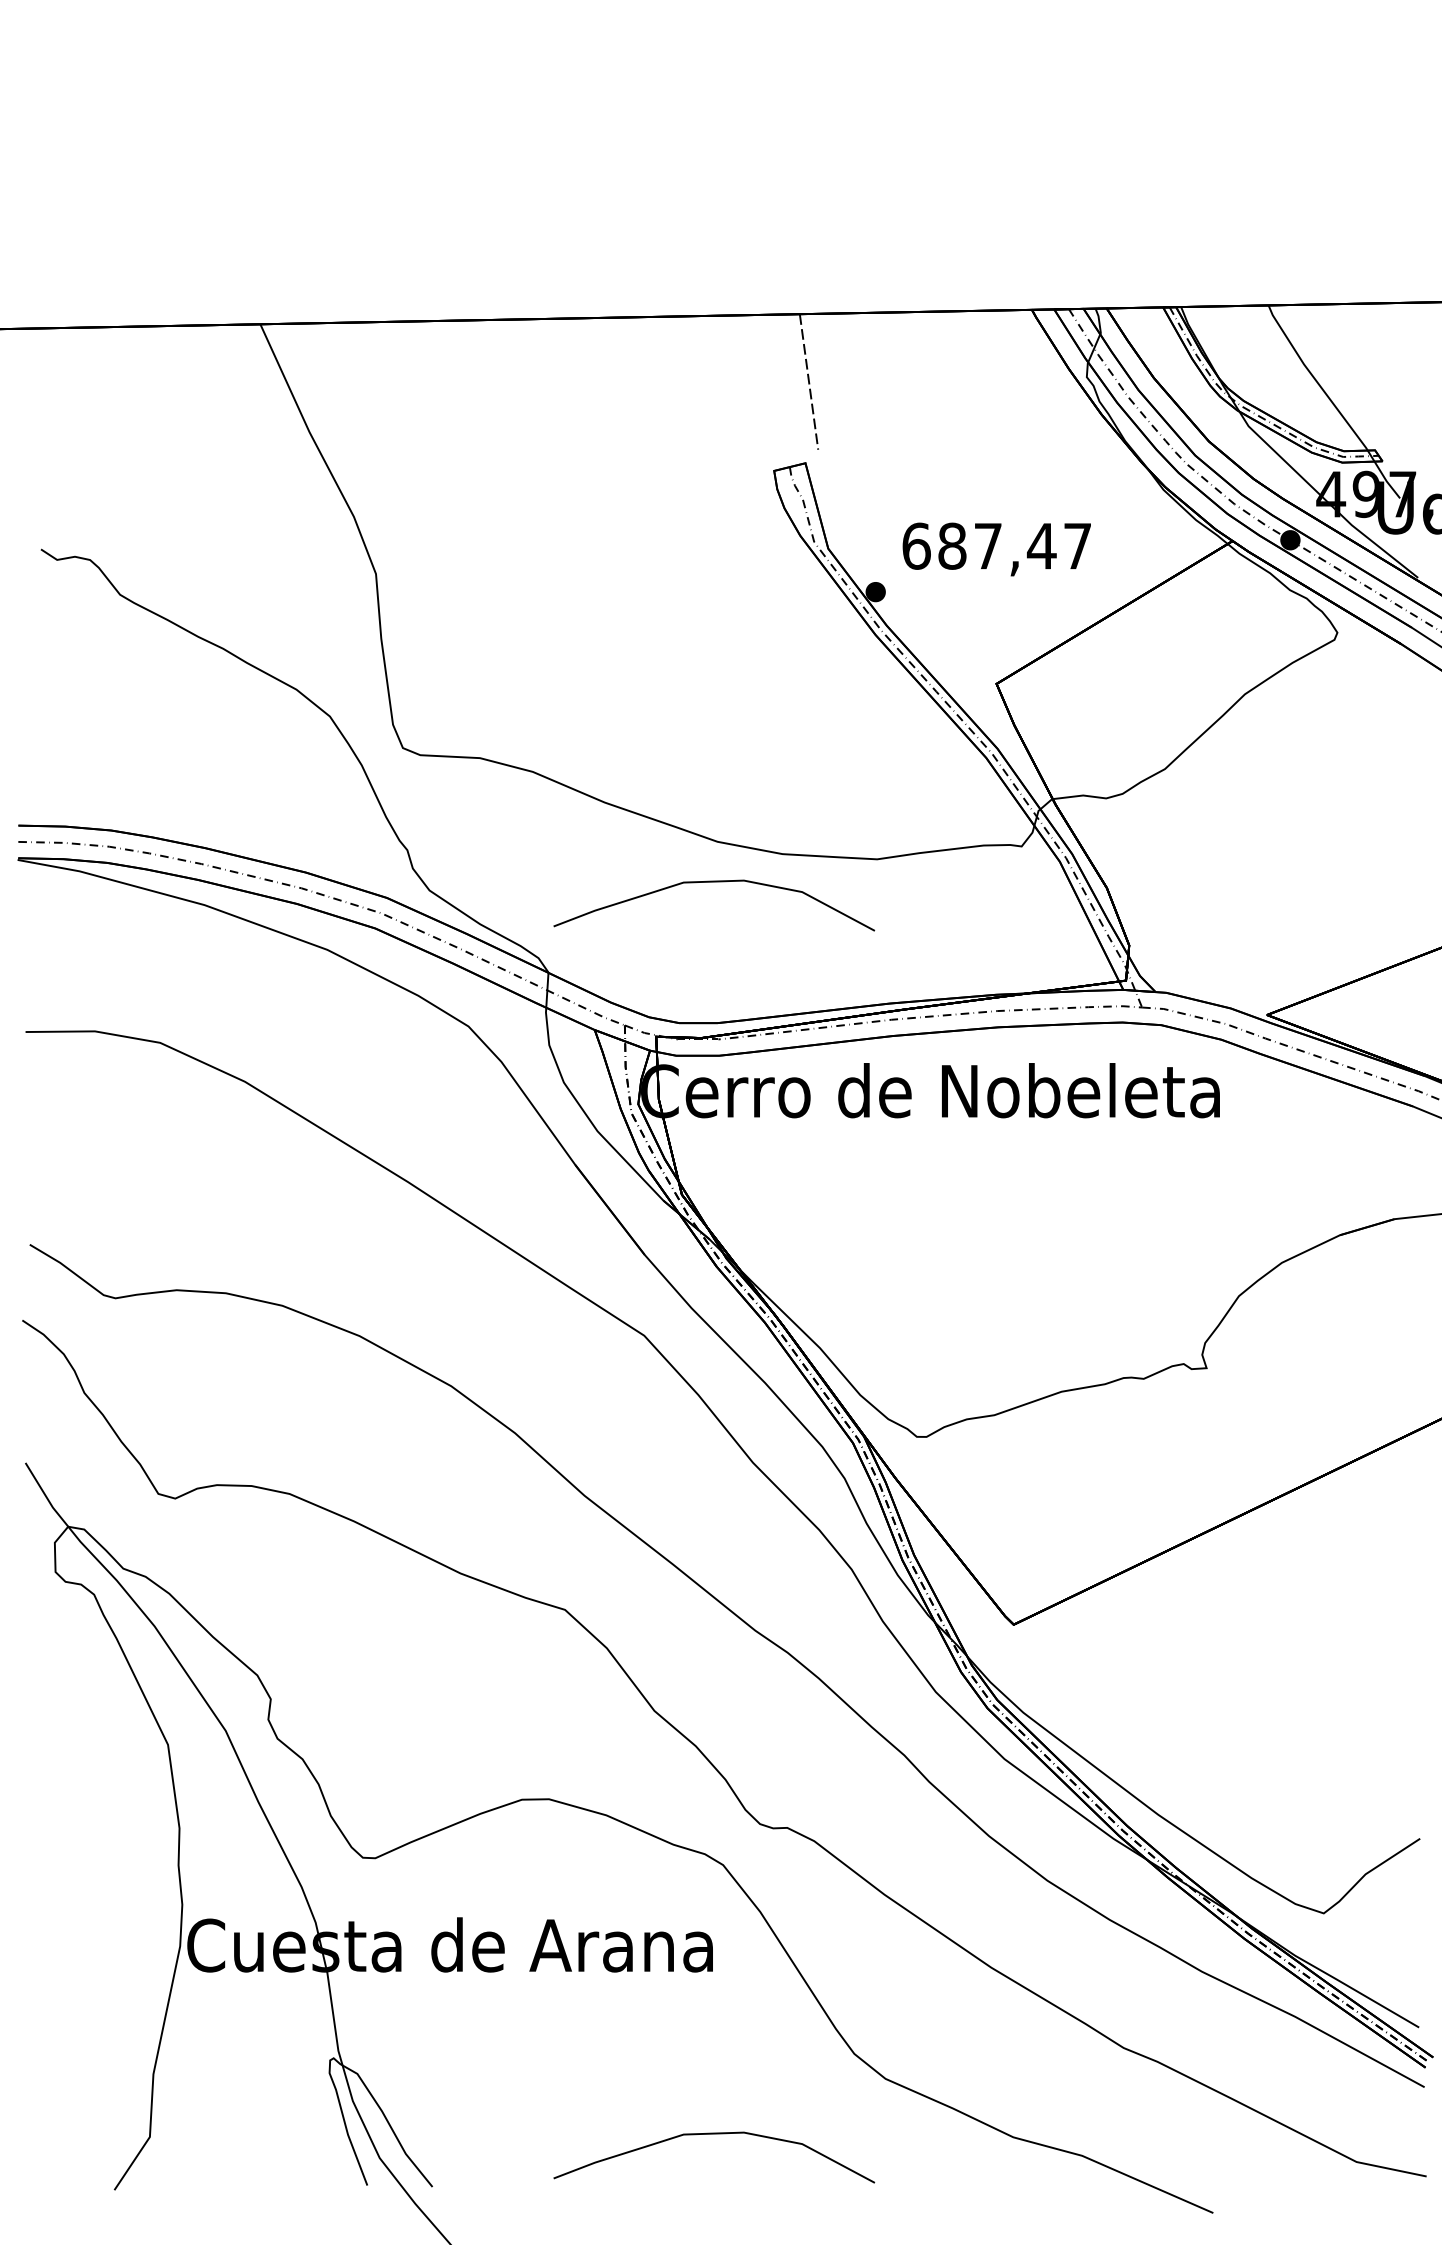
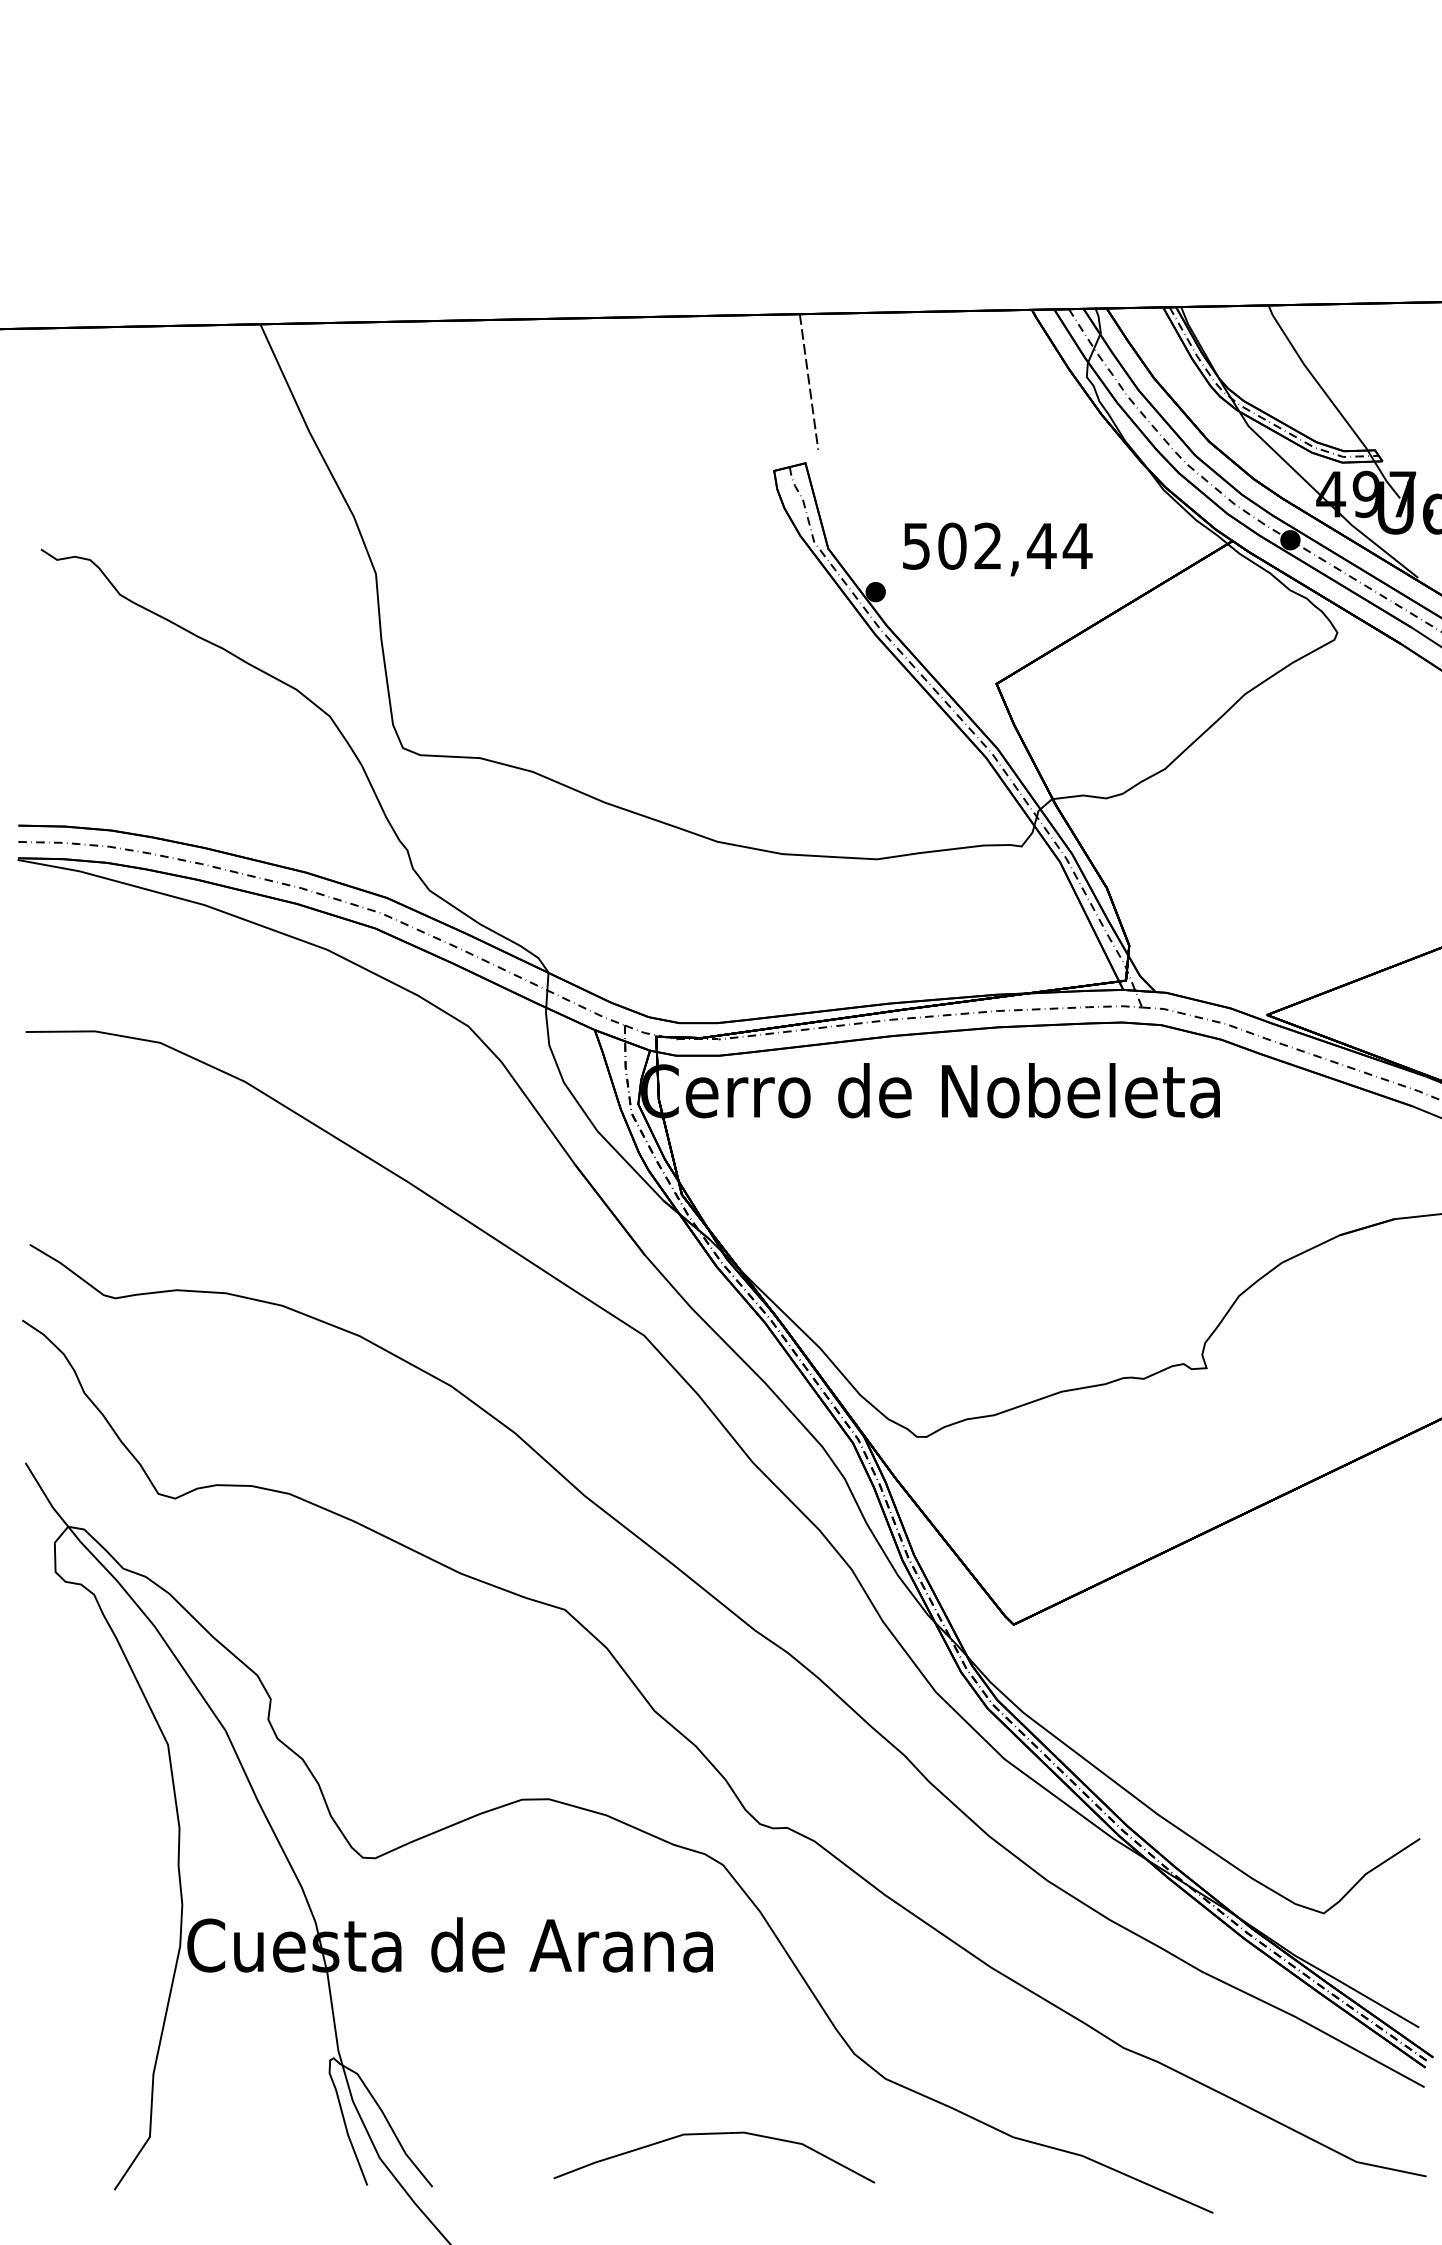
text: 687,47 -> 502,44 (997, 545)
curve: present -> none (714, 882)
